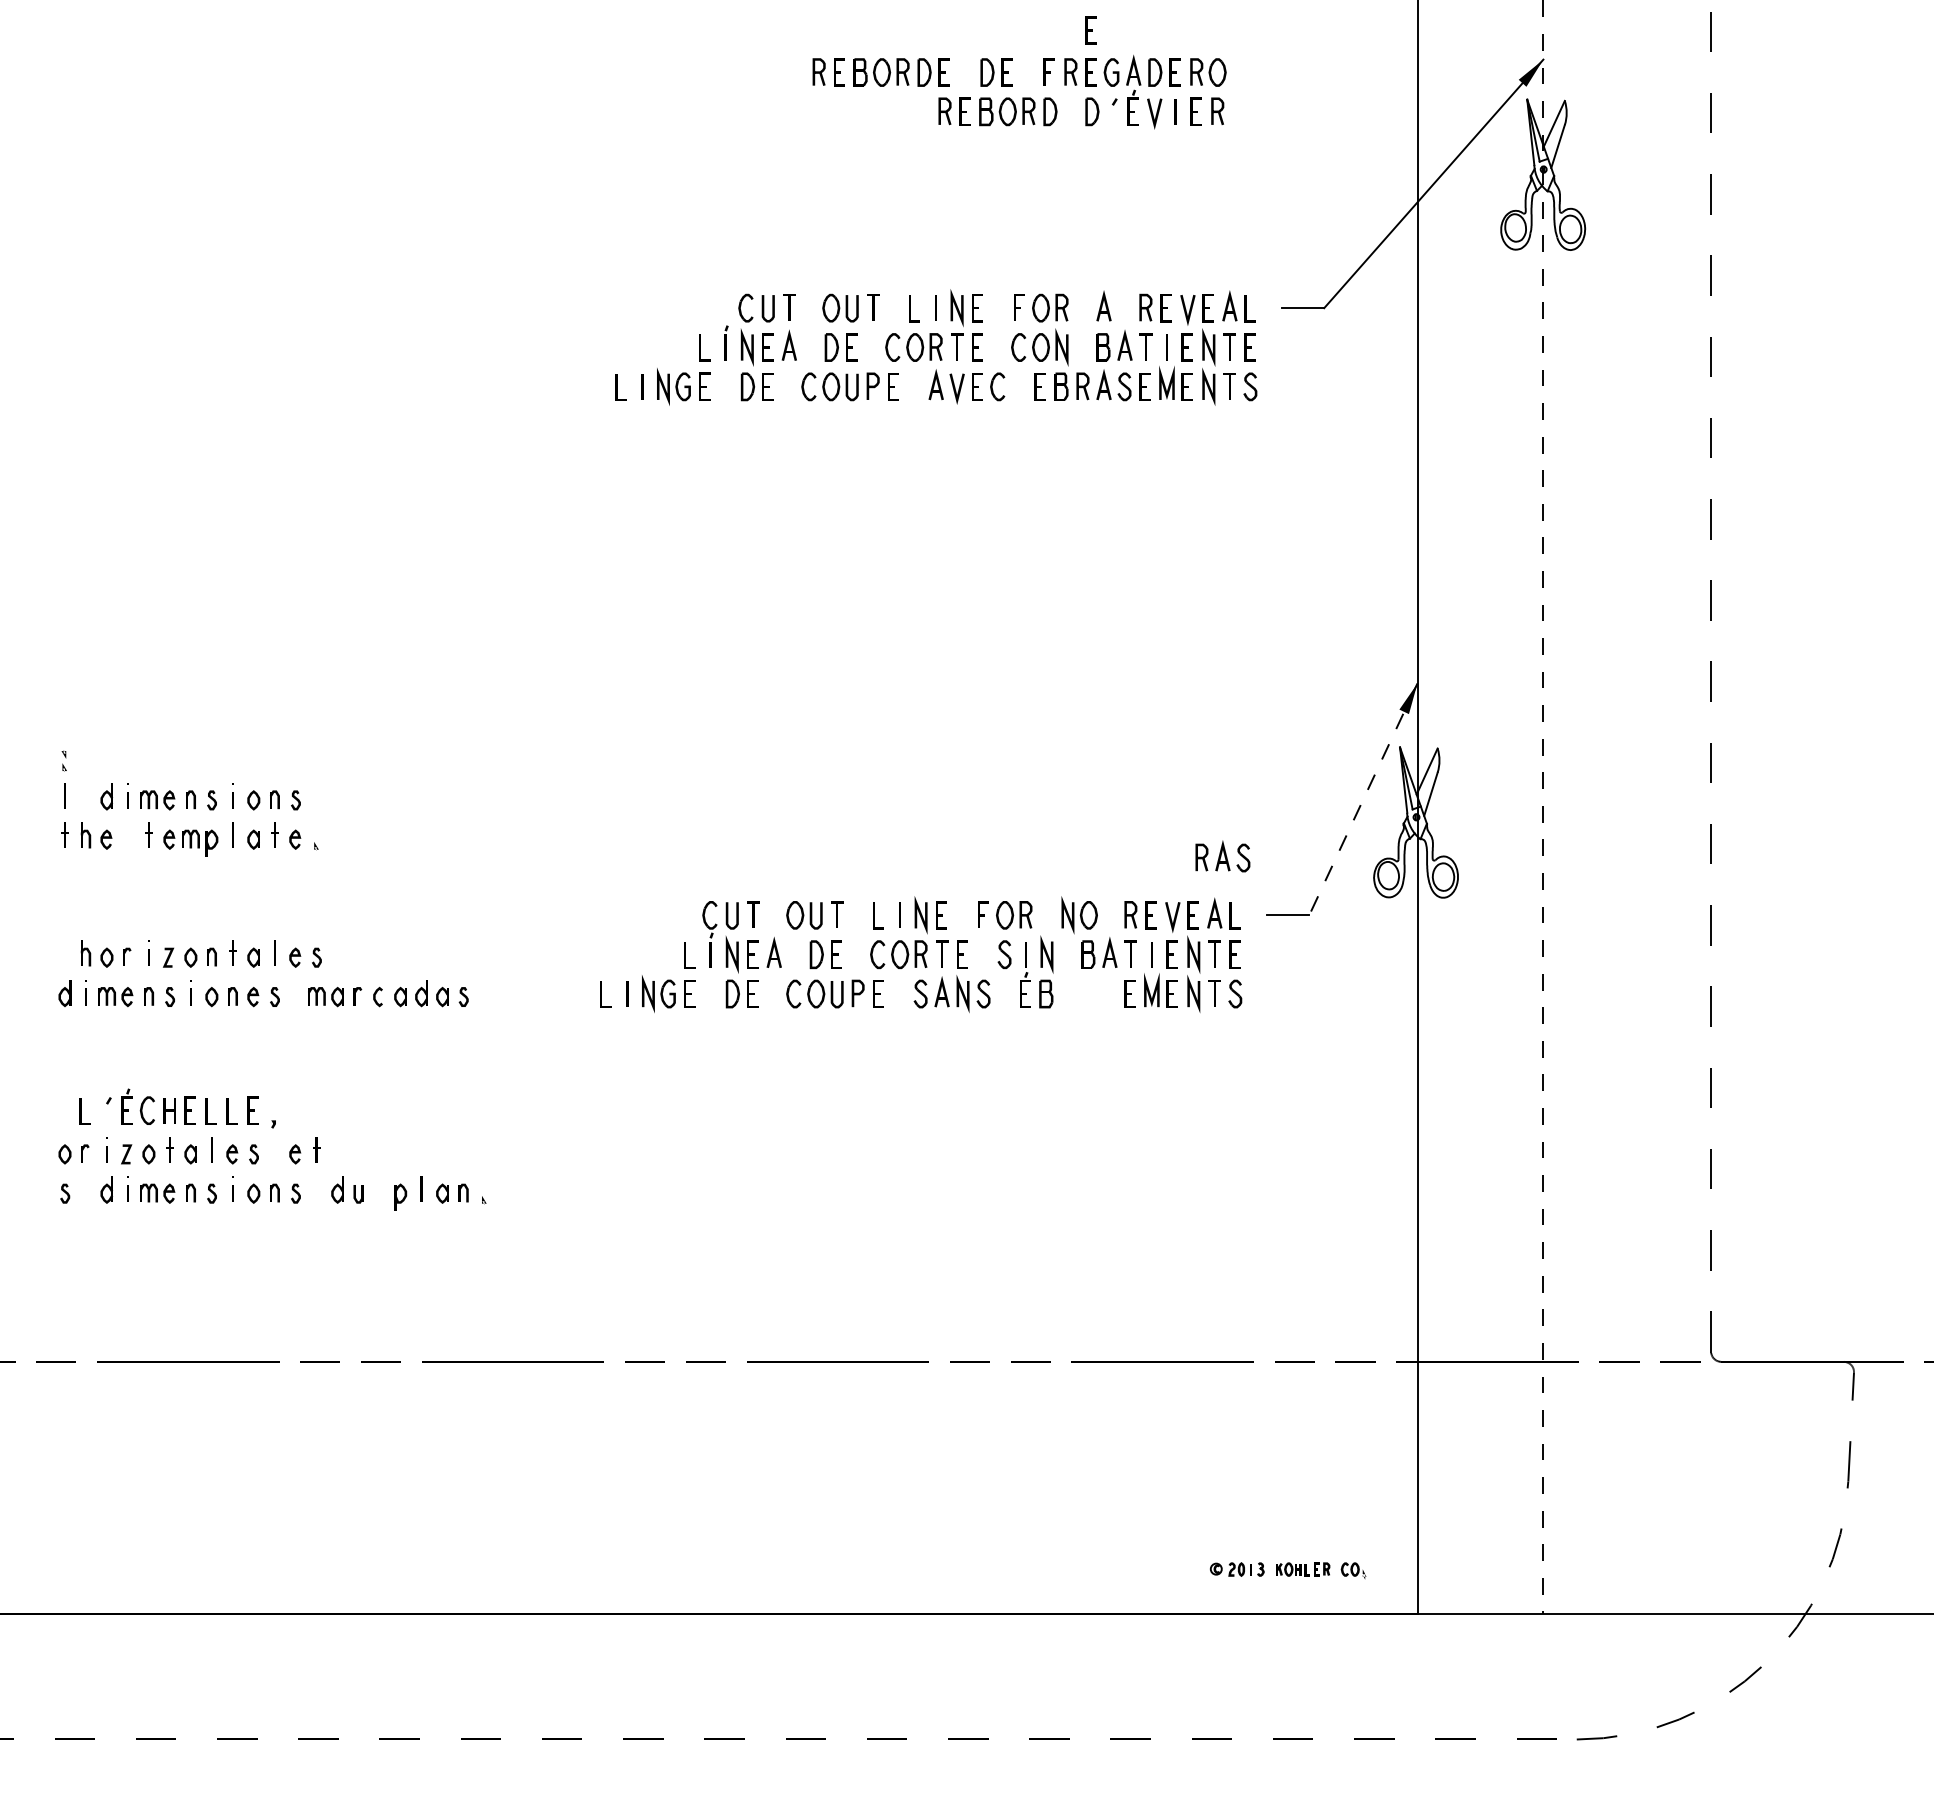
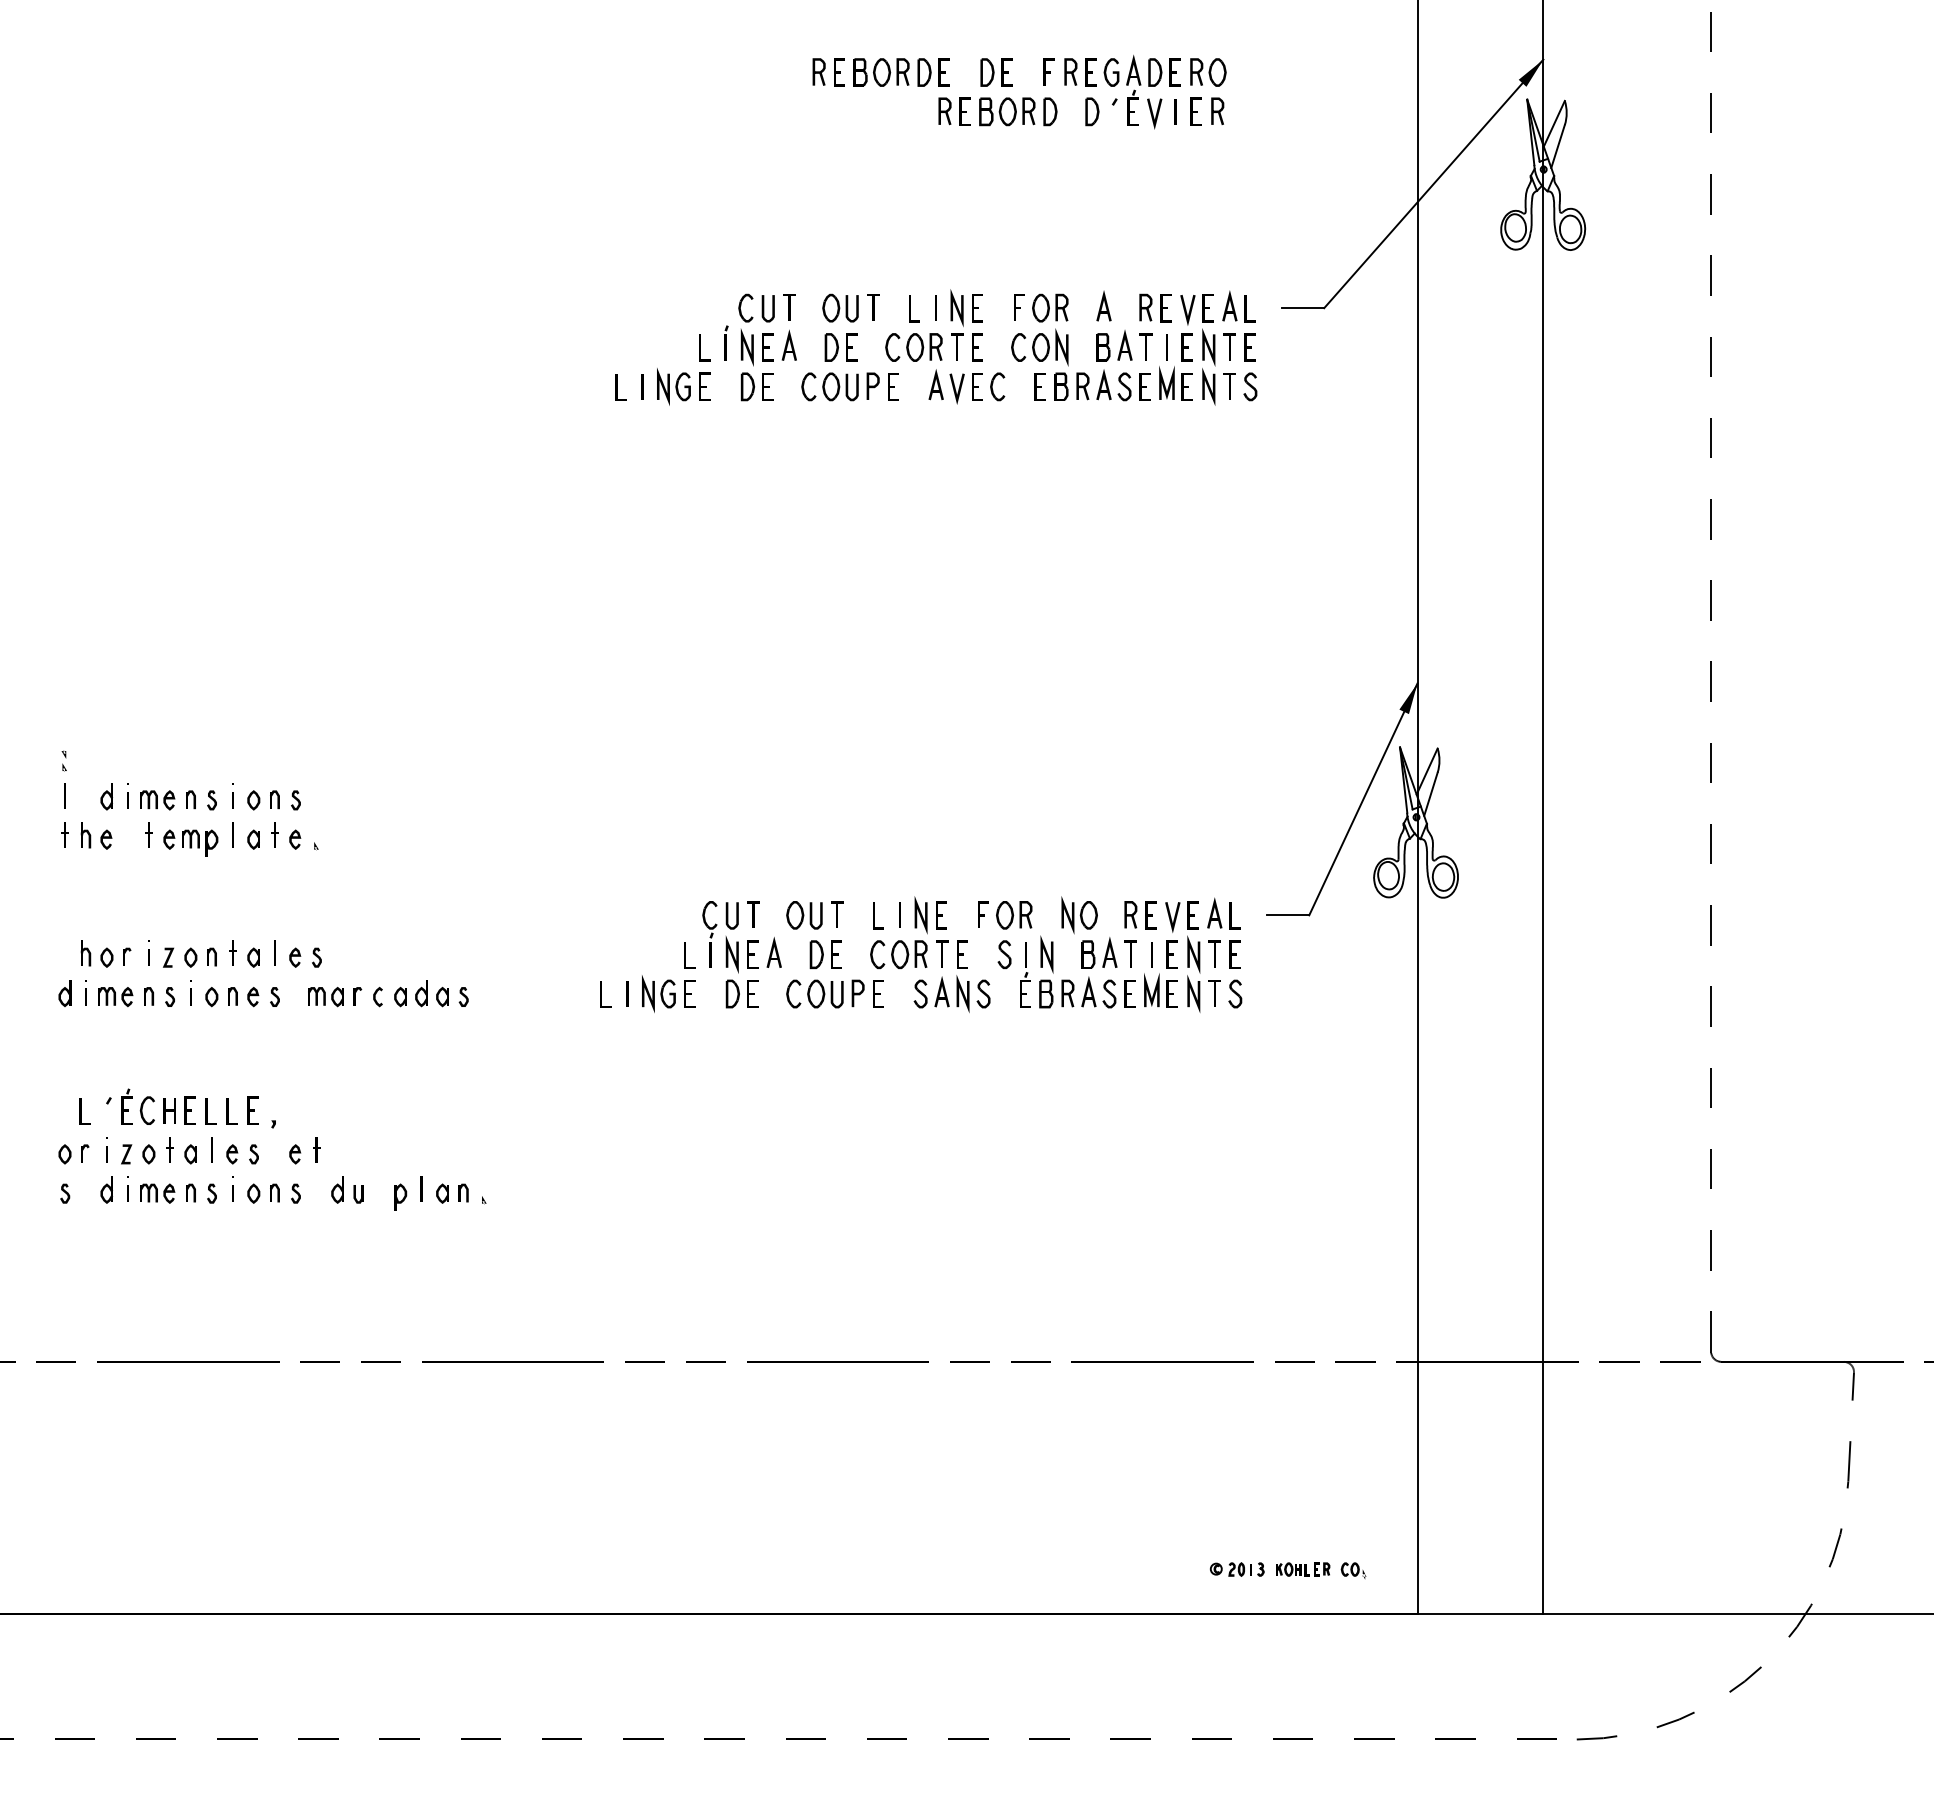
part: present -> none (1090, 30)
line: dashed -> solid (1363, 799)
line: dashed -> solid (1543, 807)
part position: (1222, 856) -> (1088, 992) (1088, 992)
